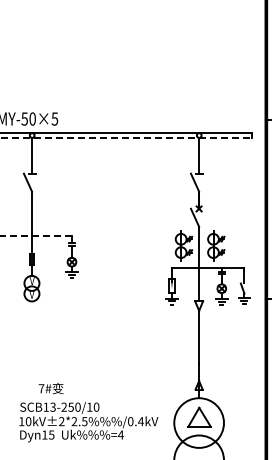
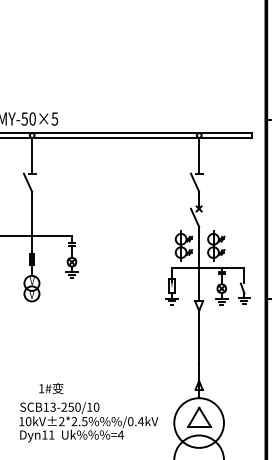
line: dashed -> solid (126, 138)
line: dashed -> solid (36, 236)
text: 7# -> 1# (41, 388)
text: Dyn15 -> Dyn11 (51, 434)
